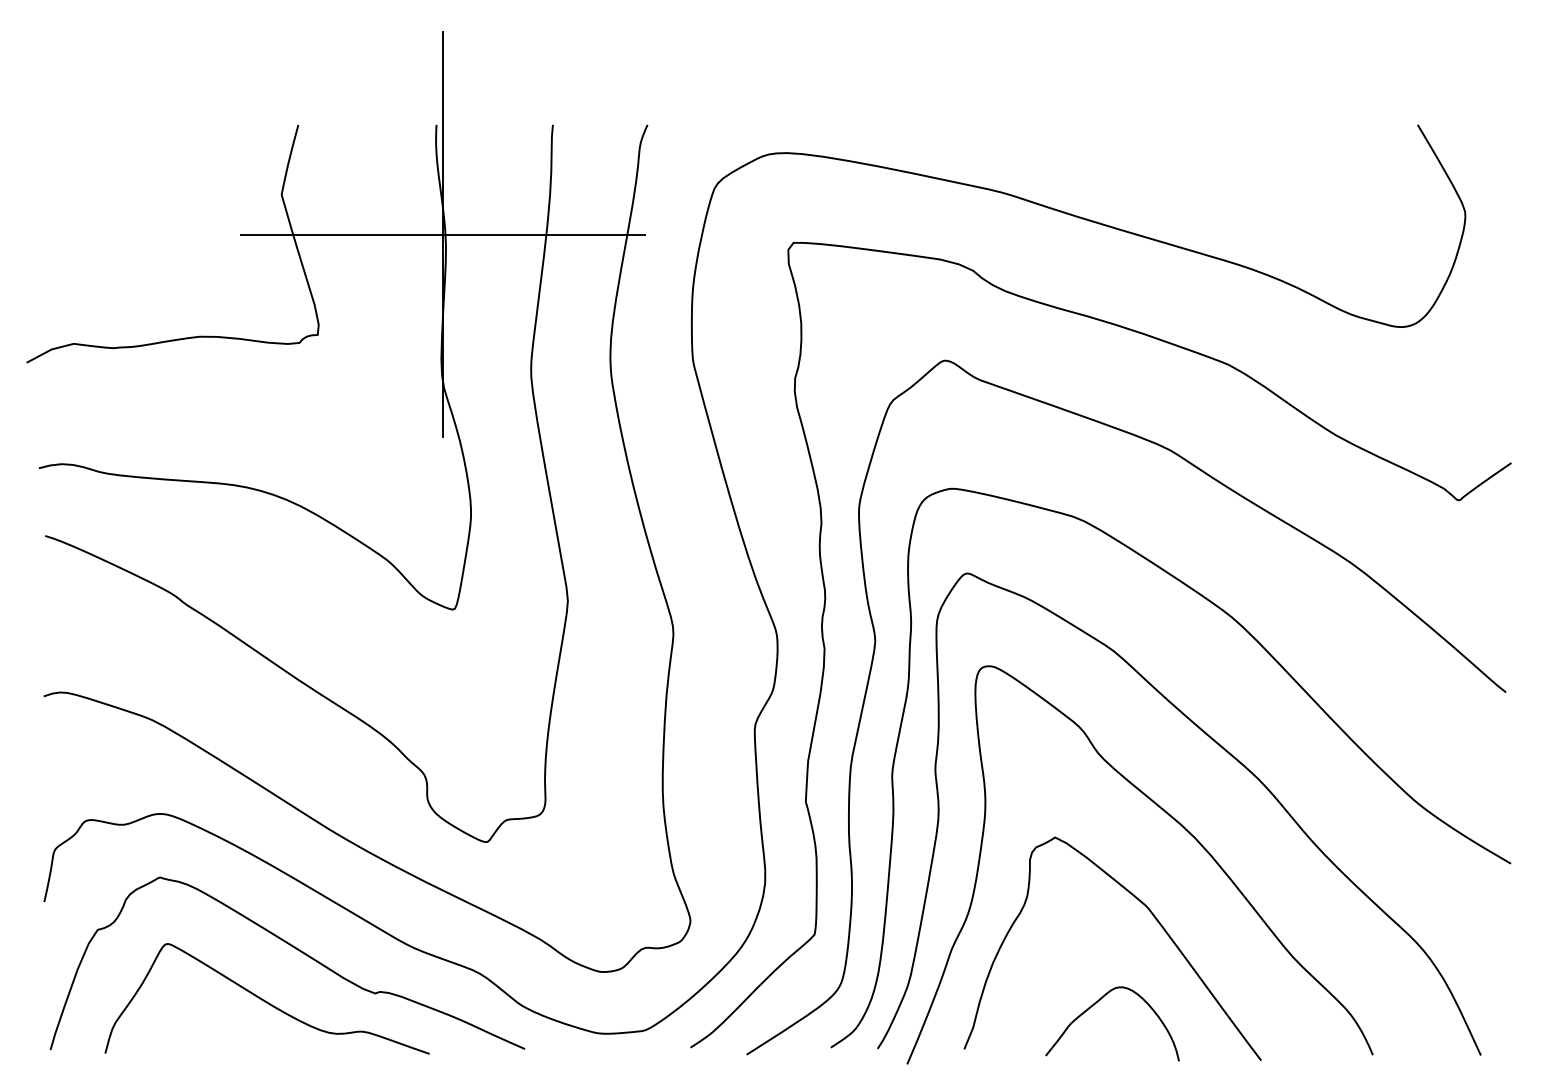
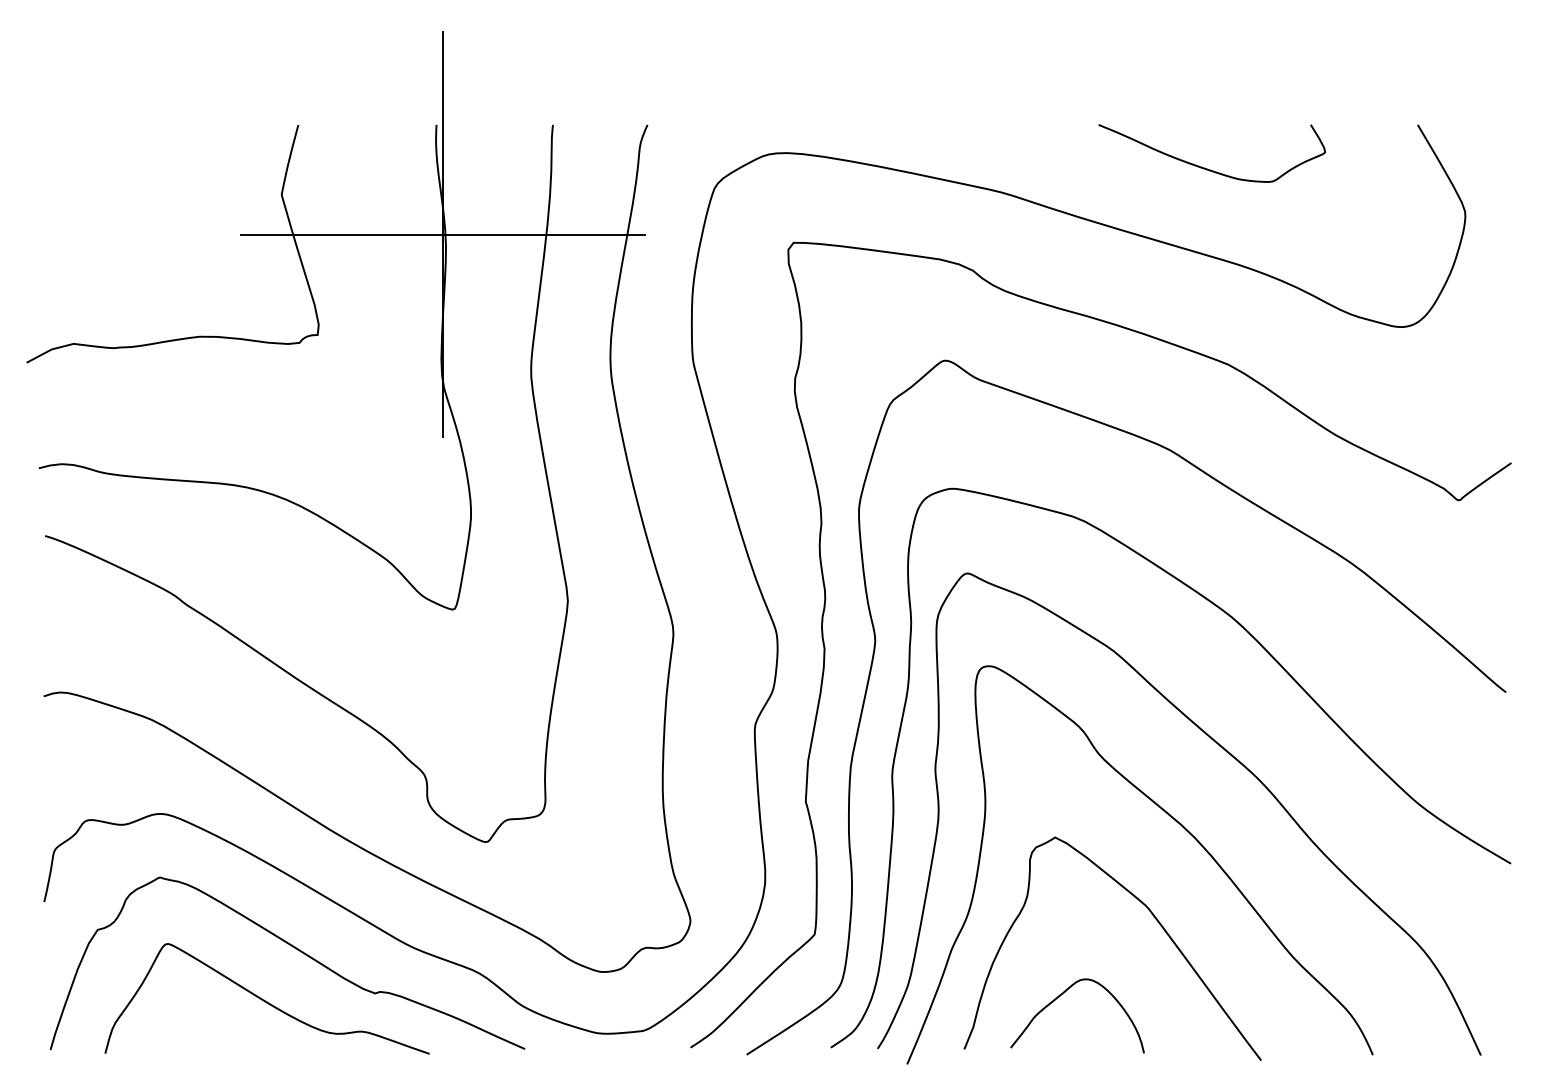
curve: none -> present (1207, 168)
curve position: (1094, 1005) -> (1059, 997) (1059, 997)
